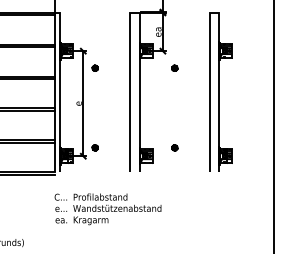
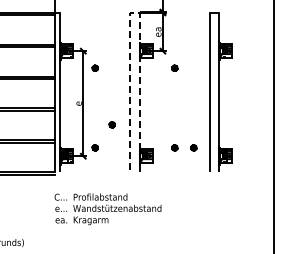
line: solid -> dashed (135, 12)
part: none -> present (111, 124)
part: none -> present (193, 147)
